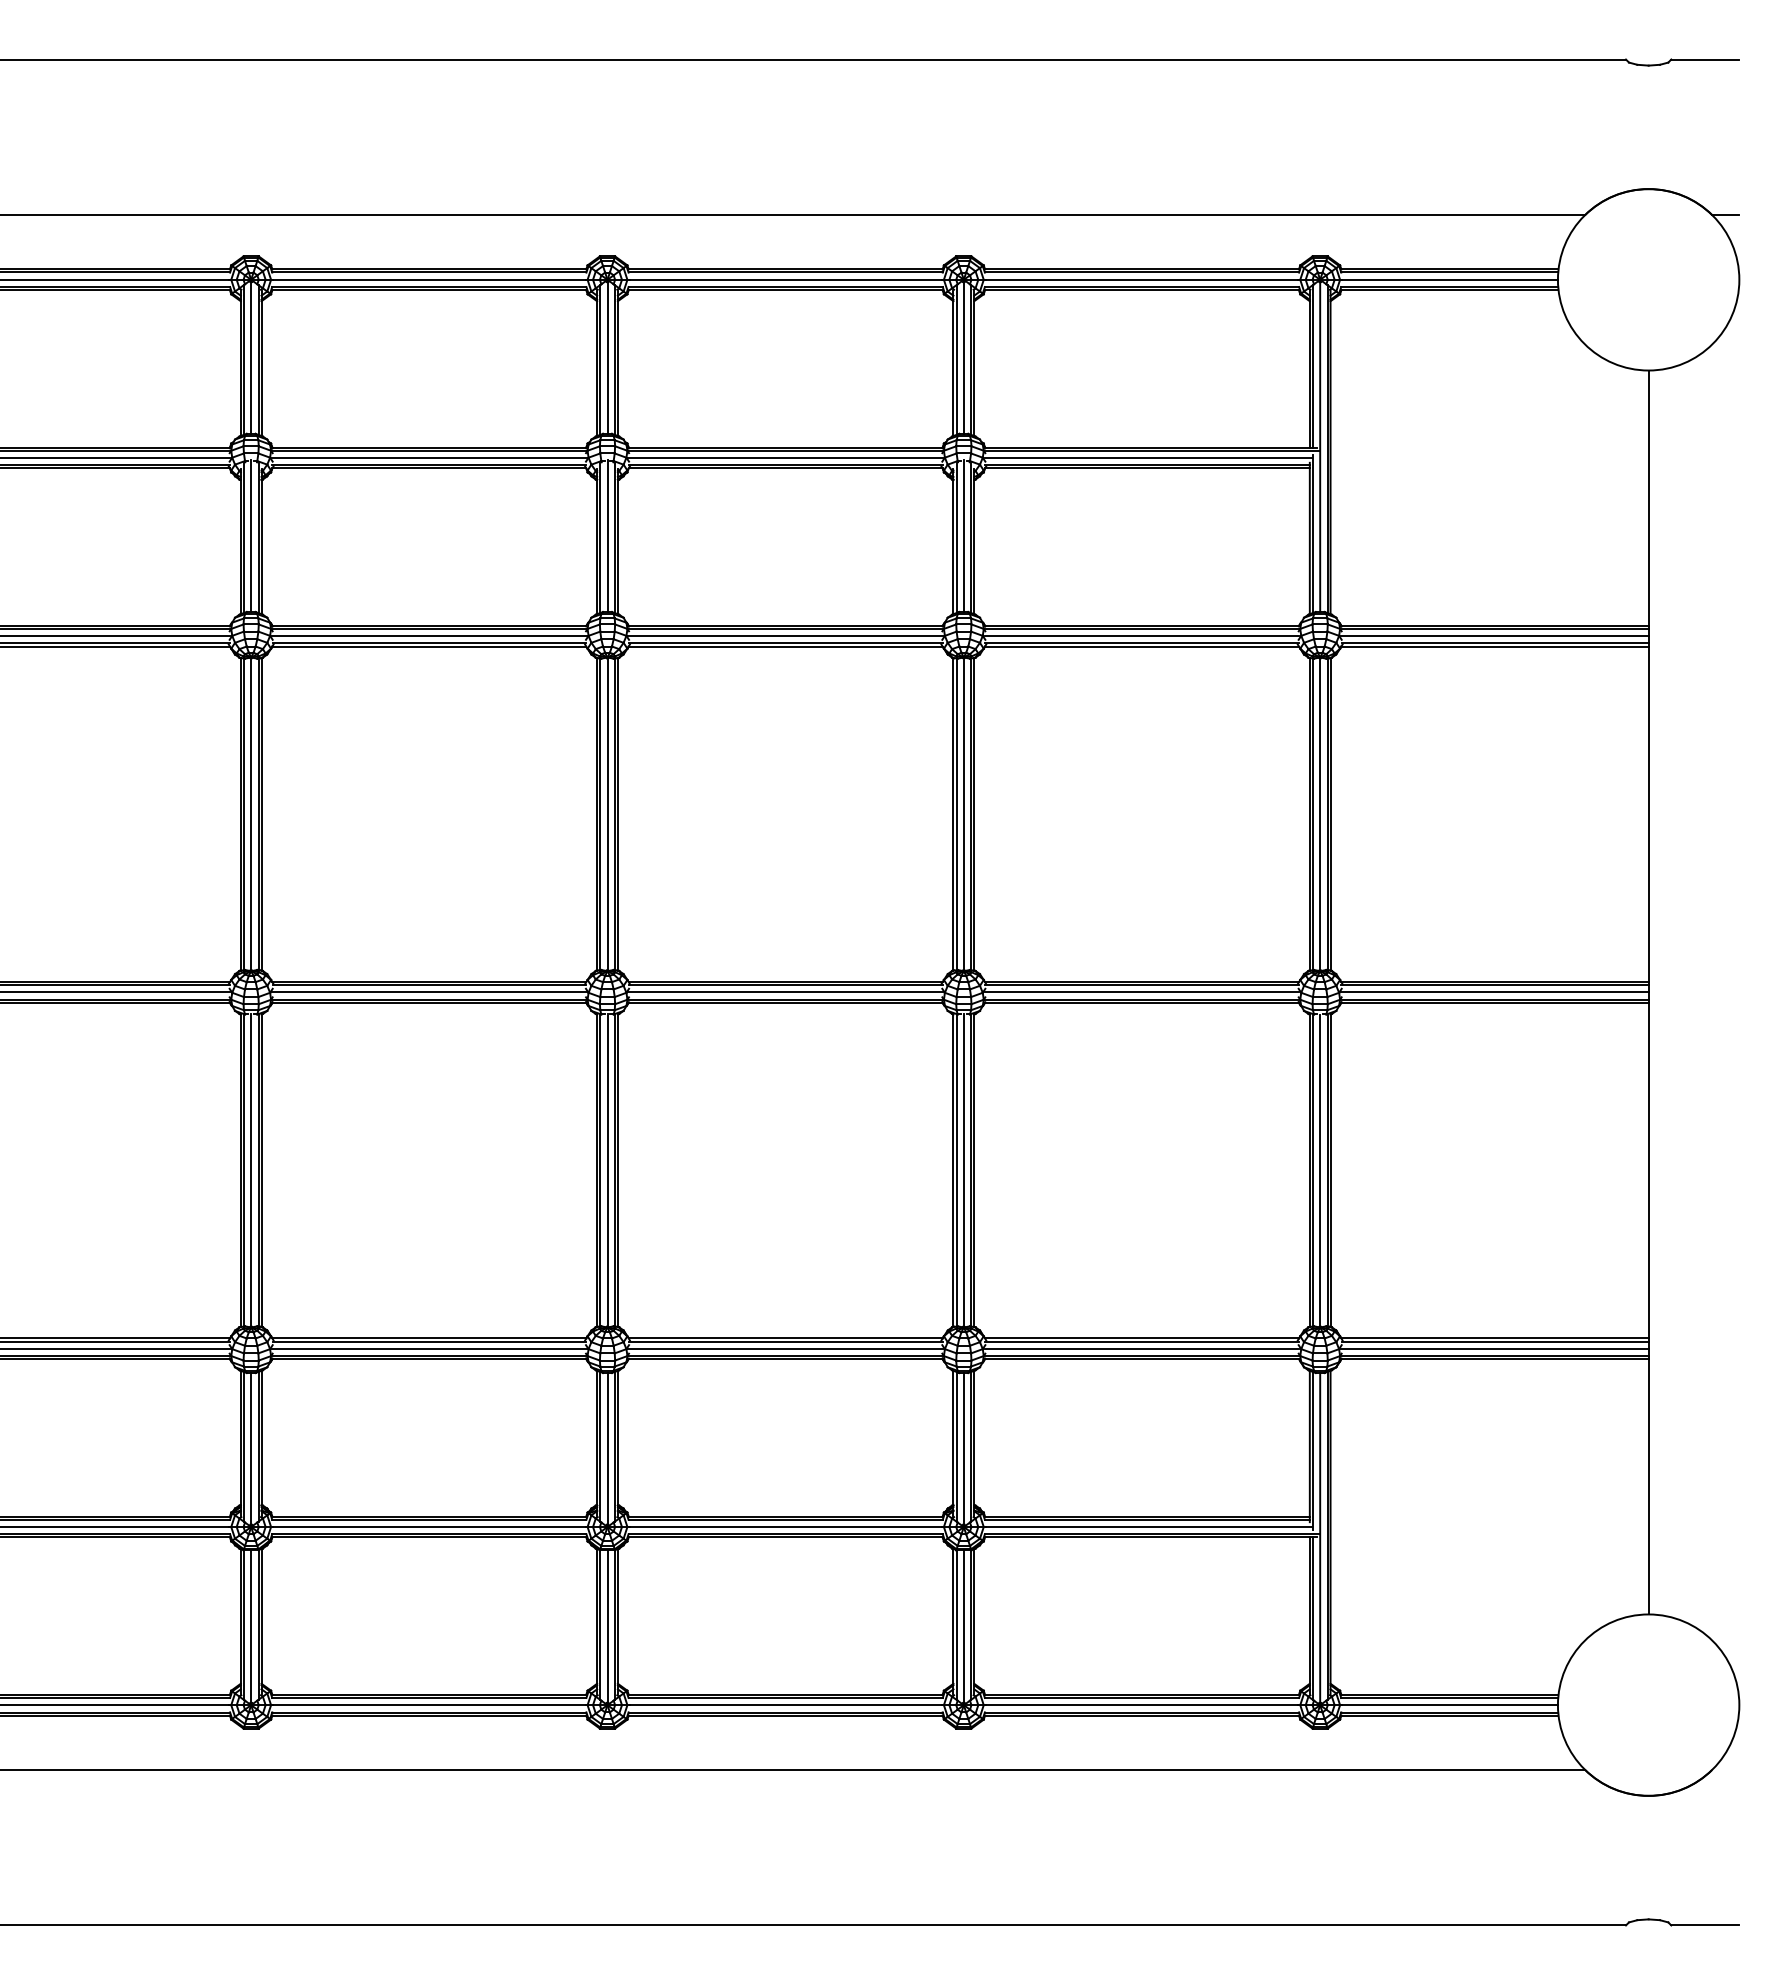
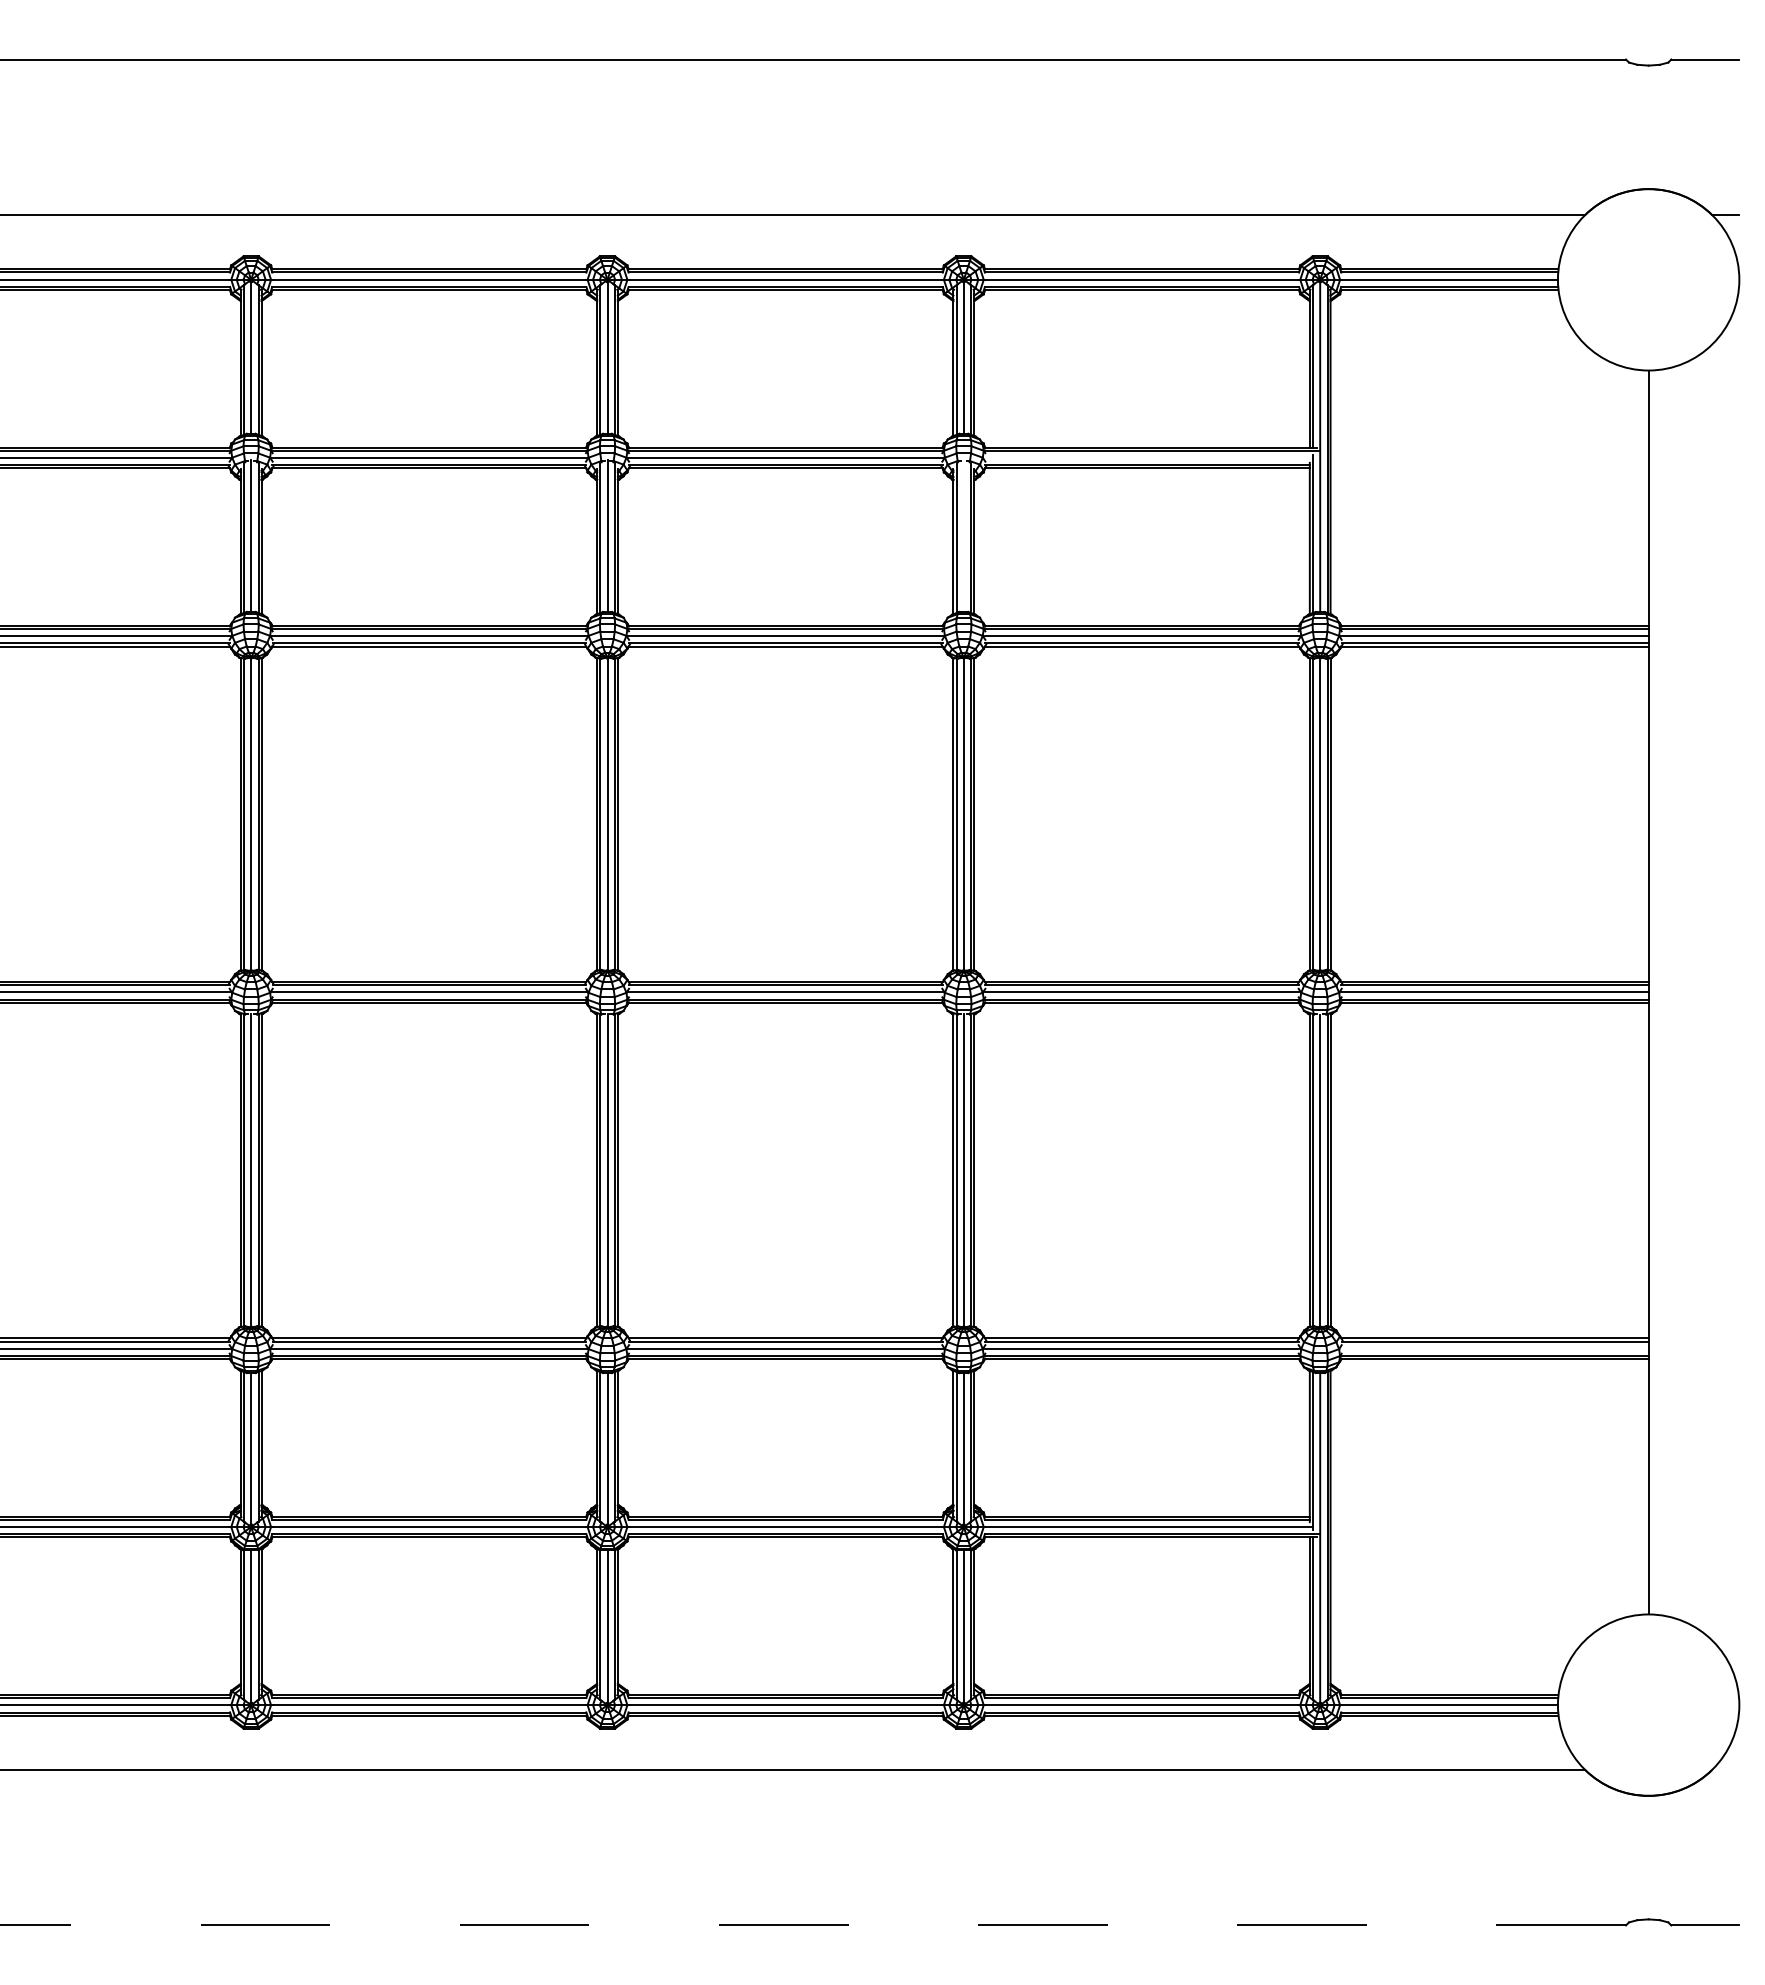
line: present -> none (1147, 457)
line: present -> none (963, 535)
line: present -> none (1494, 1348)
line: solid -> dashed (812, 1925)
